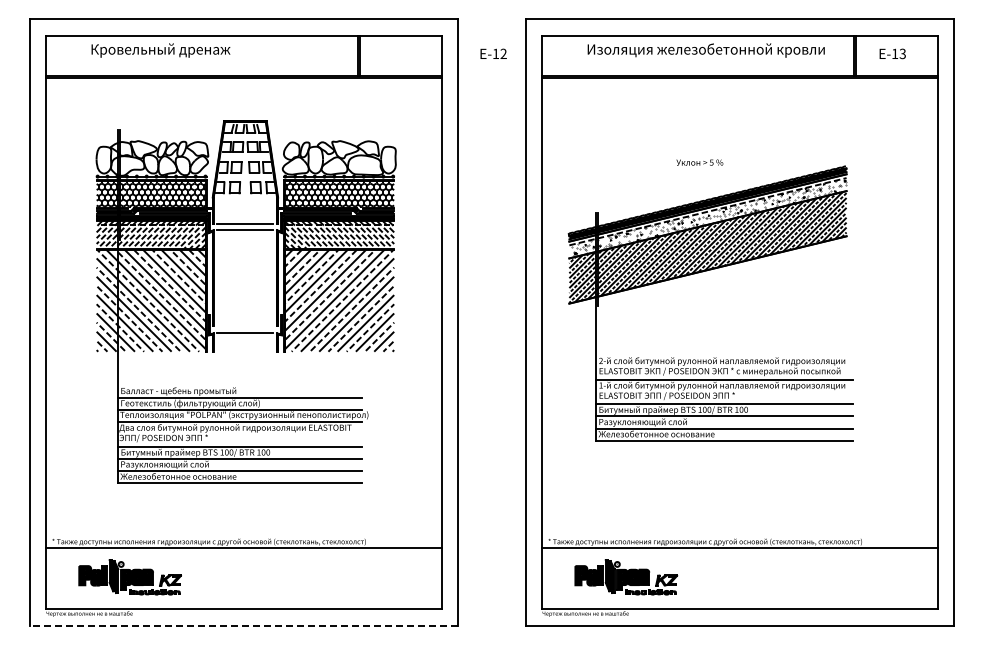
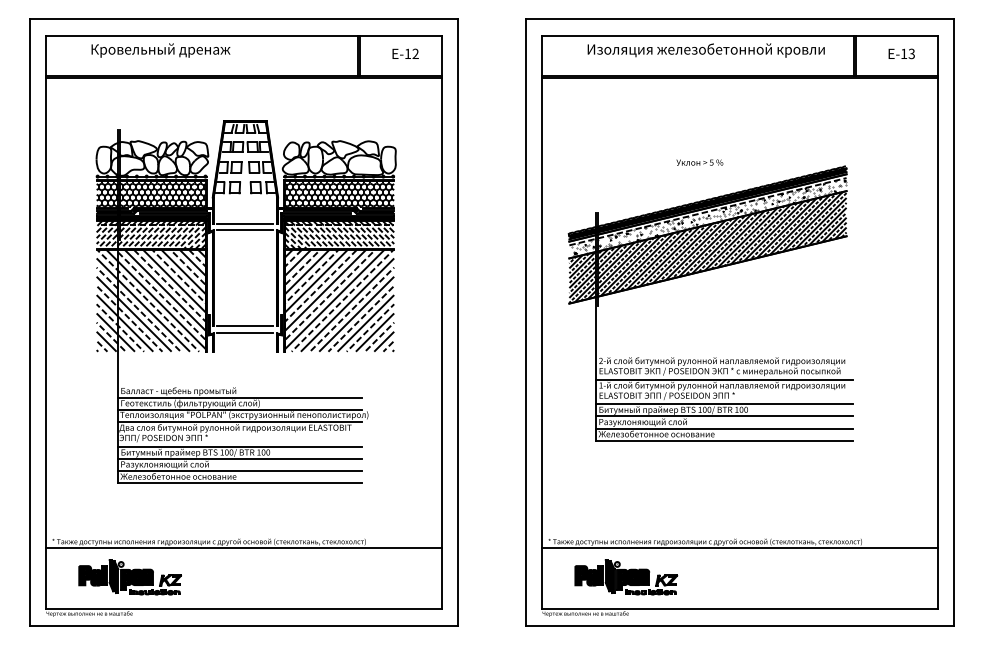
text position: (493, 53) -> (405, 53) (405, 53)
text position: (892, 53) -> (901, 53) (901, 53)
line: none -> present (245, 326)
line: dashed -> solid (243, 625)
